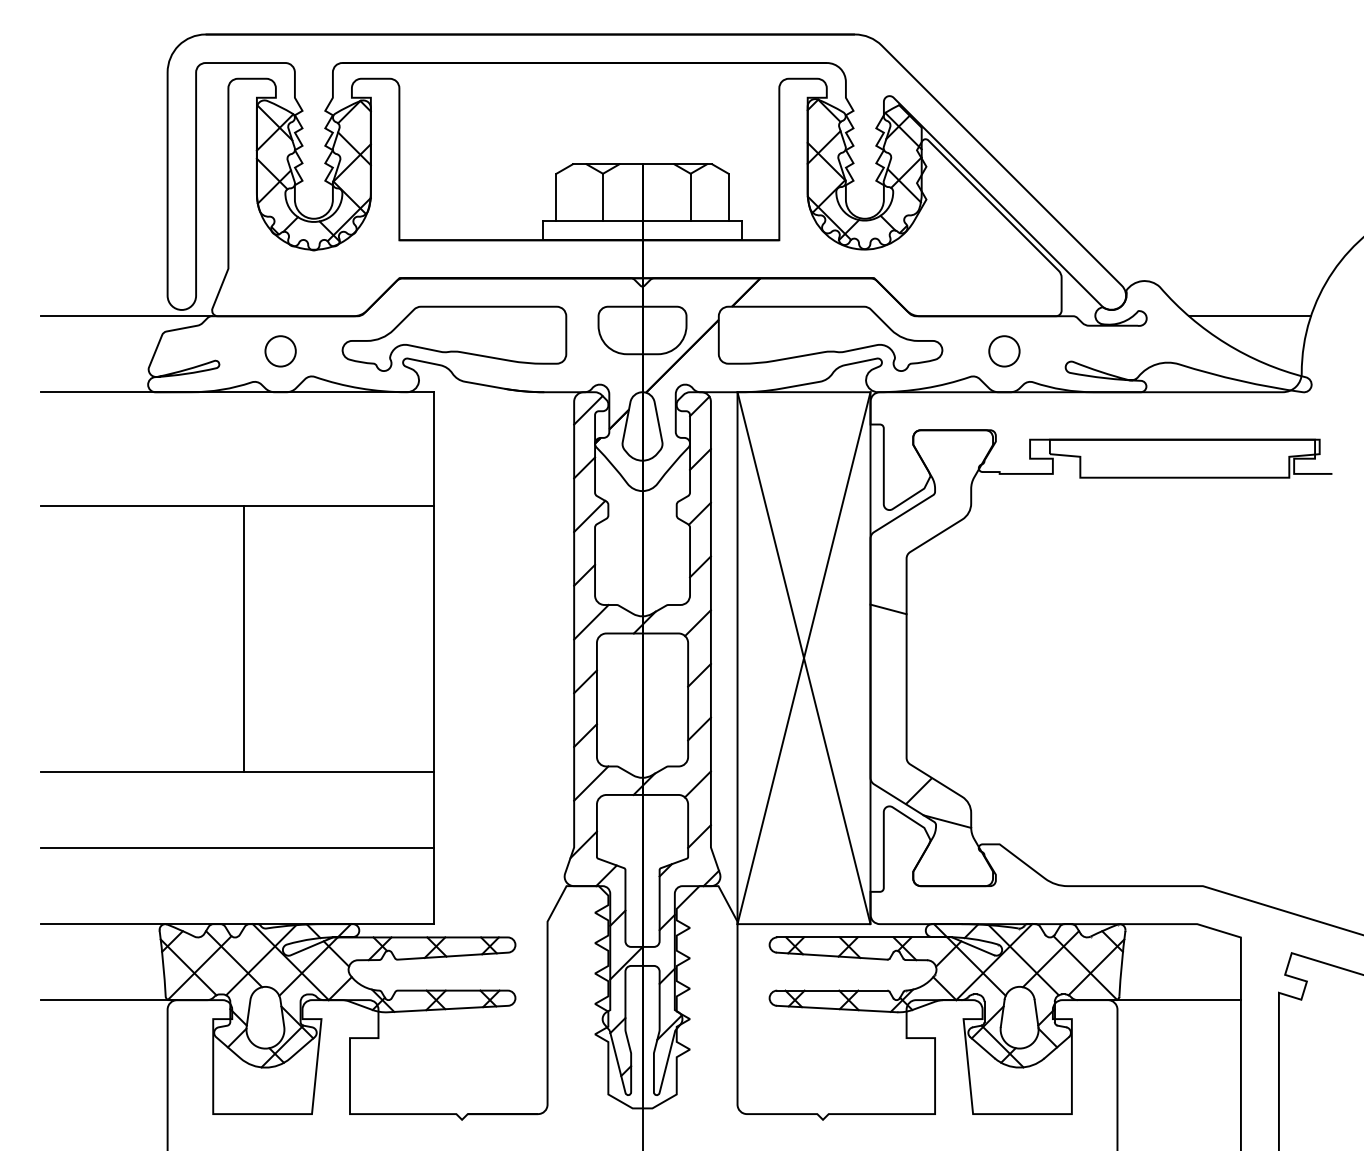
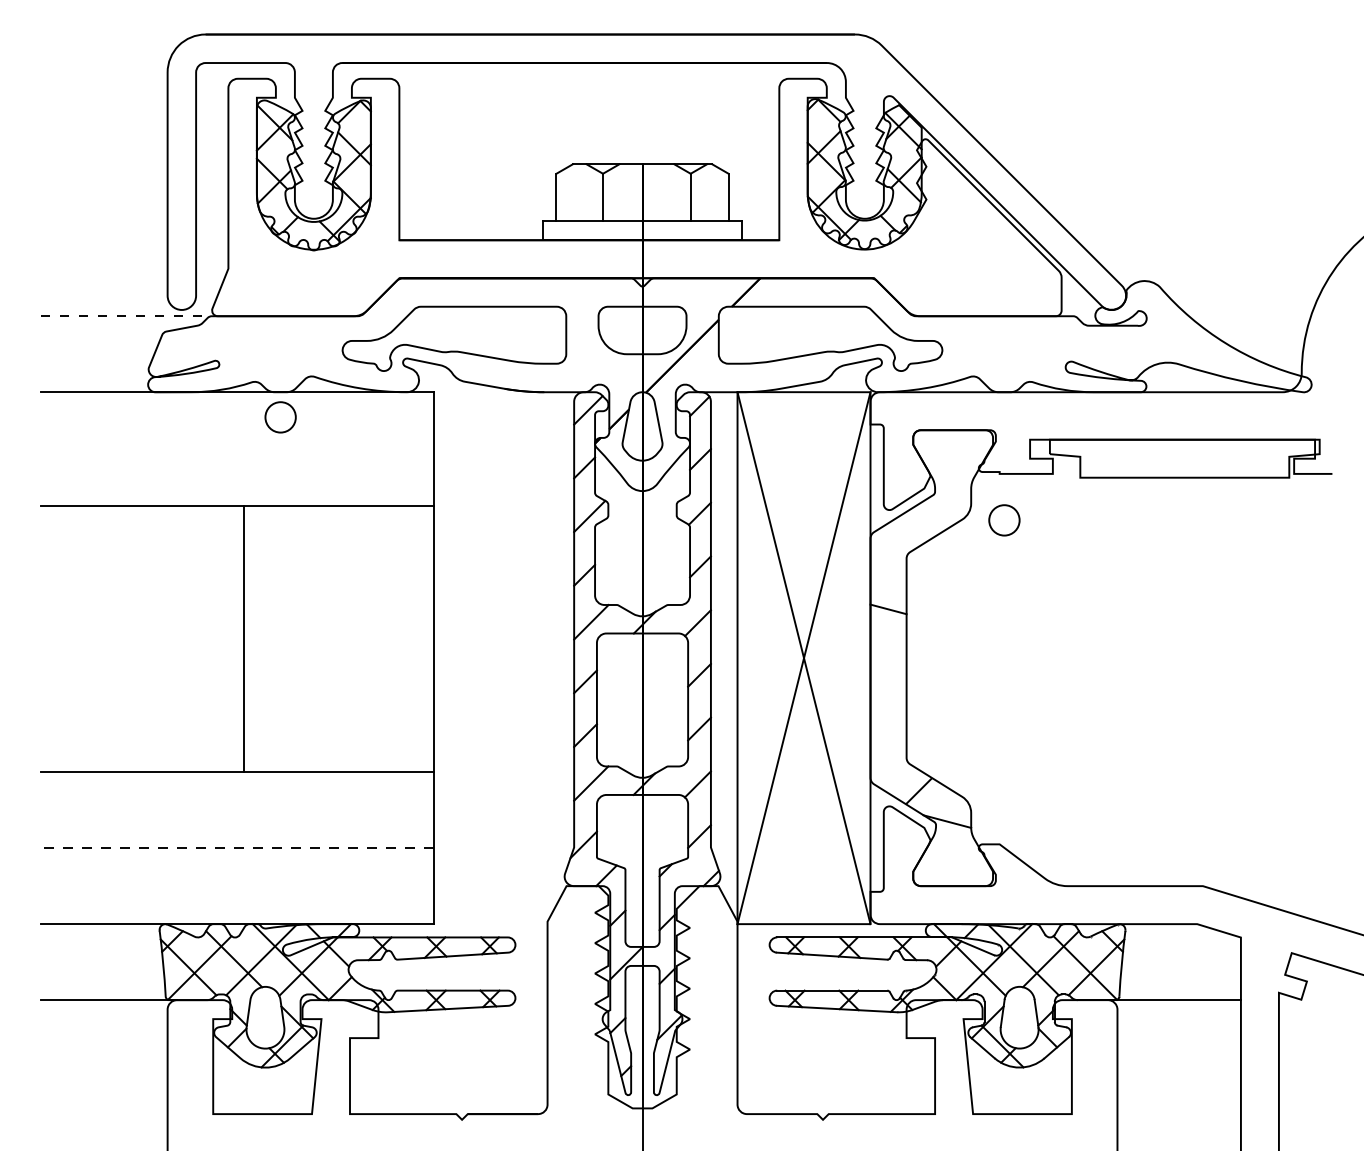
line: solid -> dashed (126, 316)
line: present -> none (1249, 316)
circle position: (280, 351) -> (280, 417) (280, 417)
circle position: (1004, 351) -> (1004, 520) (1004, 520)
line: solid -> dashed (236, 848)
